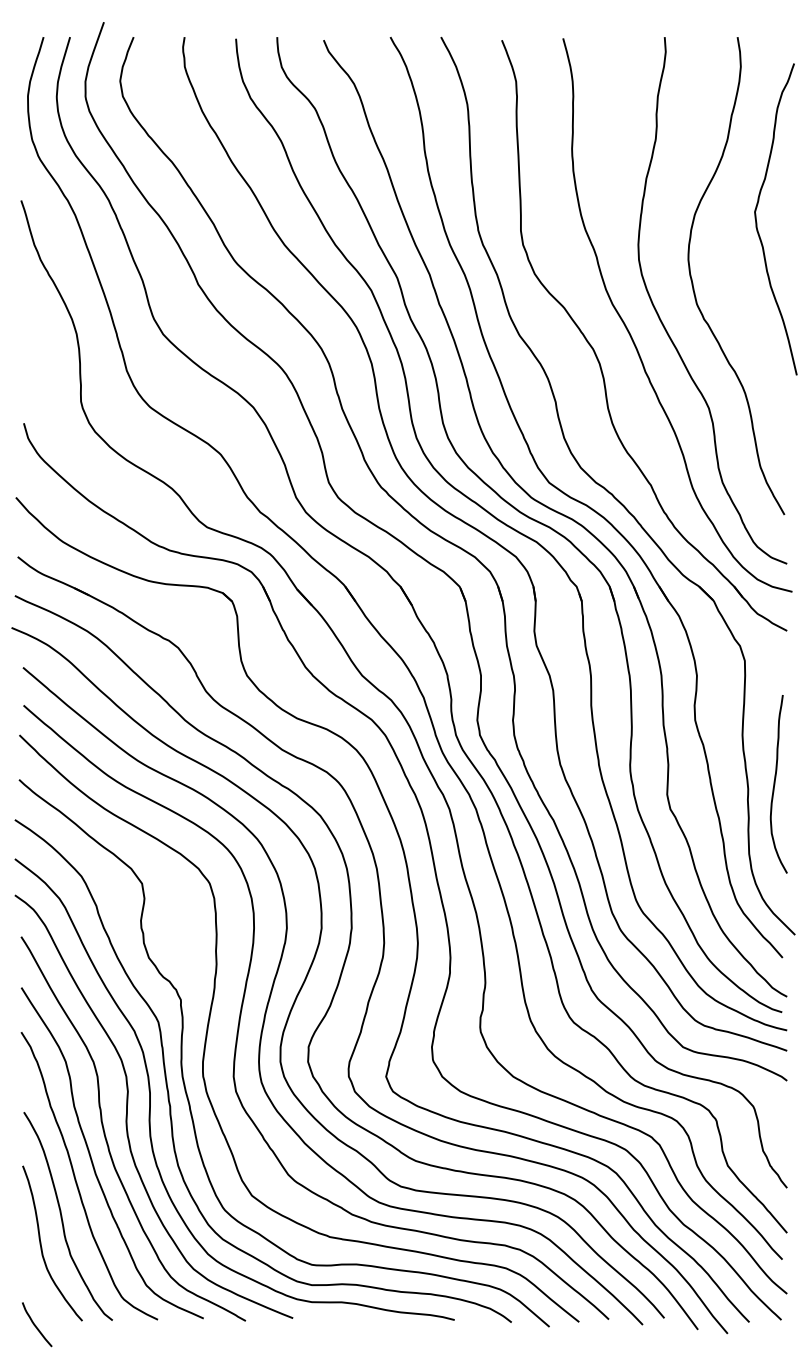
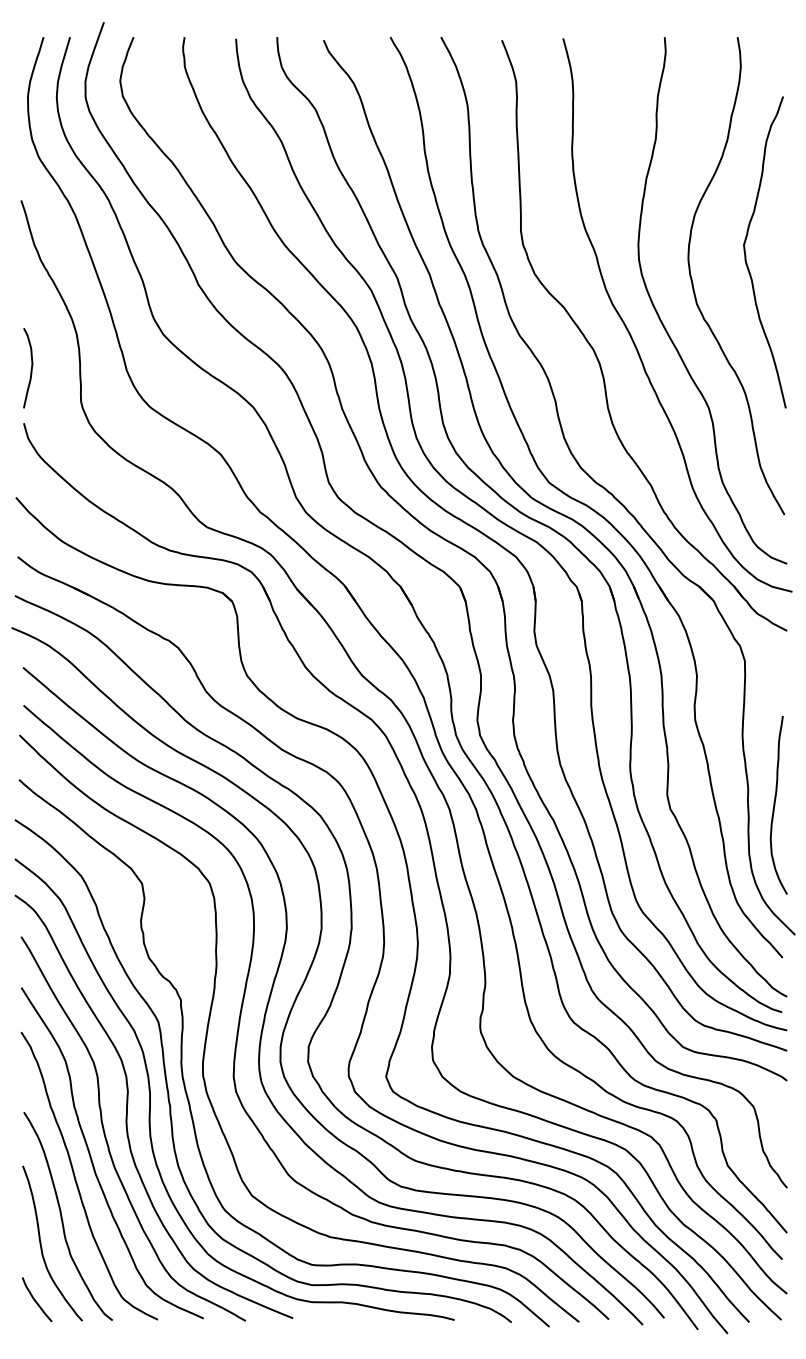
curve position: (757, 222) -> (746, 255) (746, 255)
curve: none -> present (30, 369)
curve position: (775, 784) -> (775, 805) (775, 805)
curve position: (36, 1325) -> (36, 1300) (36, 1300)
